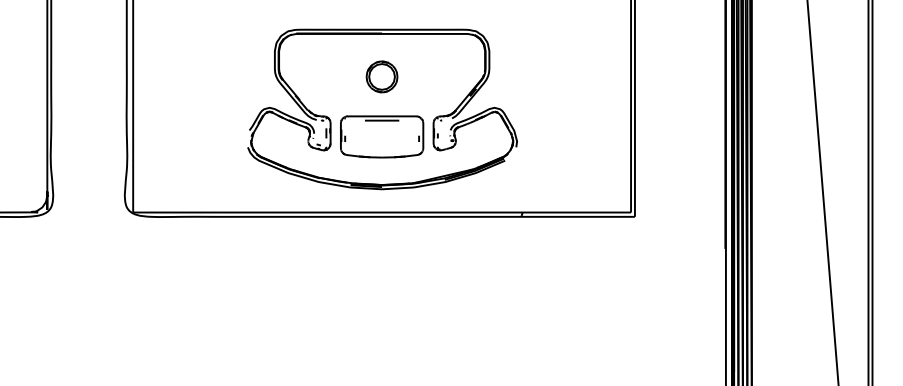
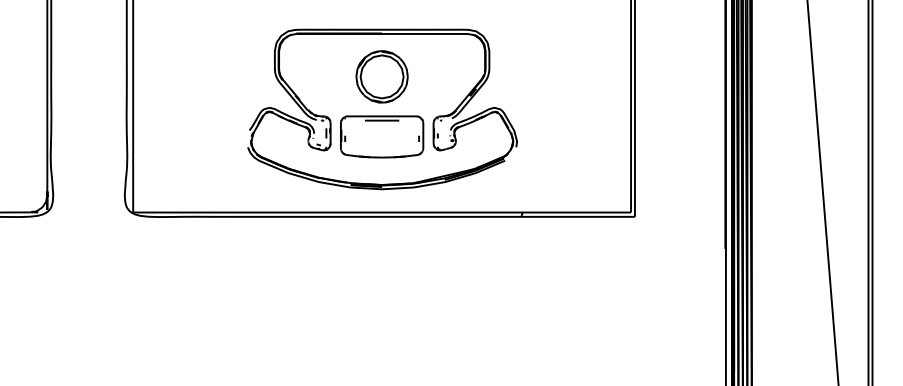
part size: 34x34 px -> 54x54 px (381, 76)
